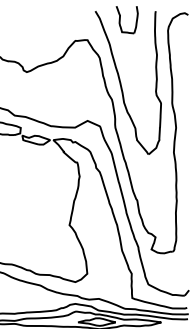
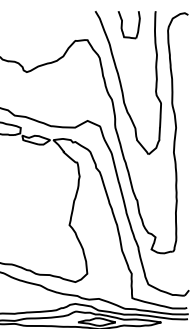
part position: (126, 20) -> (128, 25) (128, 25)
